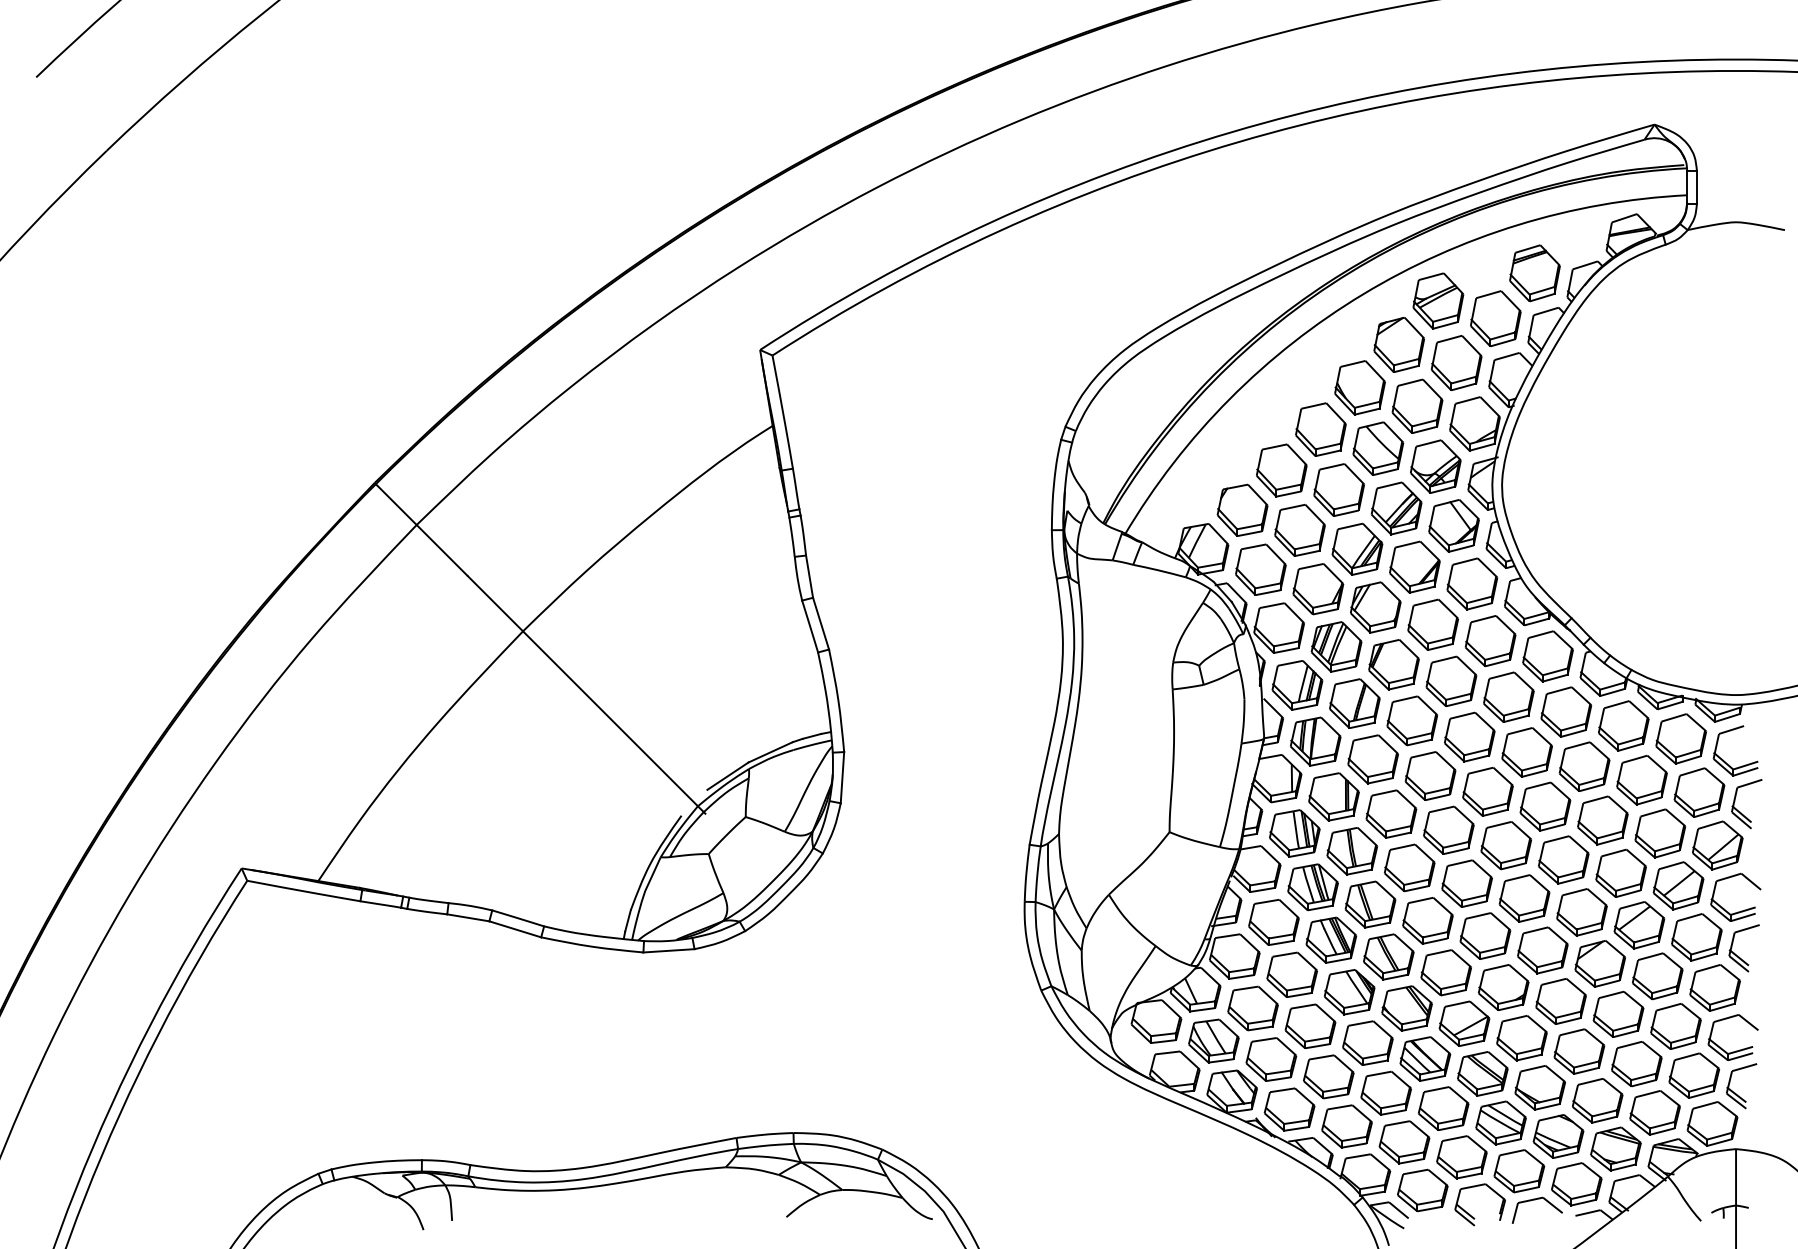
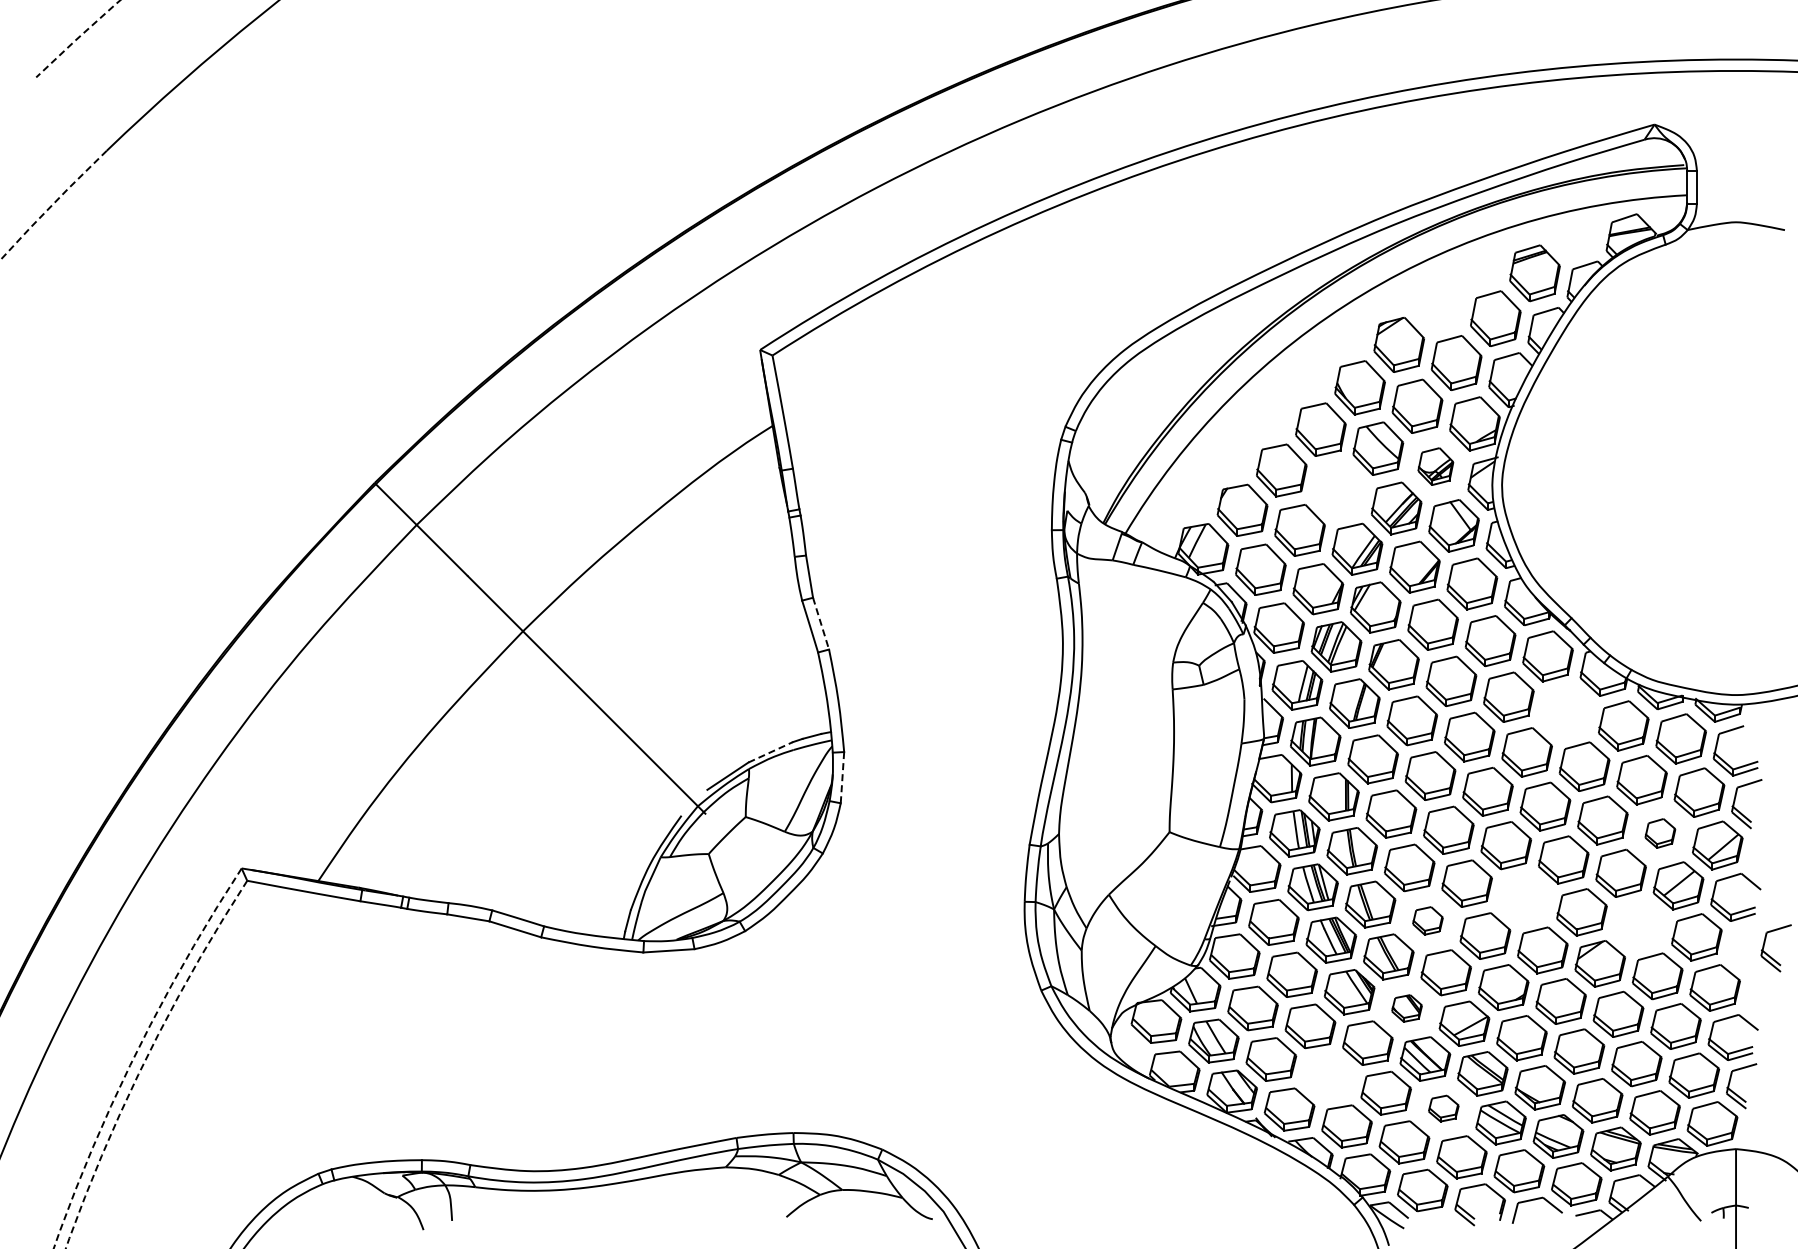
arc: solid -> dashed (77, 38)
arc: solid -> dashed (52, 205)
part: present -> none (1438, 300)
part size: 52x55 px -> 38x39 px (1435, 466)
part: present -> none (1338, 489)
line: solid -> dashed (821, 624)
part: present -> none (1566, 711)
line: solid -> dashed (771, 752)
line: solid -> dashed (842, 777)
part size: 53x51 px -> 33x31 px (1660, 833)
part: present -> none (1524, 898)
part size: 52x48 px -> 32x30 px (1427, 920)
part: present -> none (1639, 925)
part position: (1739, 956) -> (1771, 956) (1771, 956)
part size: 52x47 px -> 32x29 px (1406, 1008)
arc: solid -> dashed (135, 1053)
arc: solid -> dashed (145, 1060)
part: present -> none (1328, 1076)
part size: 52x45 px -> 32x29 px (1443, 1108)
